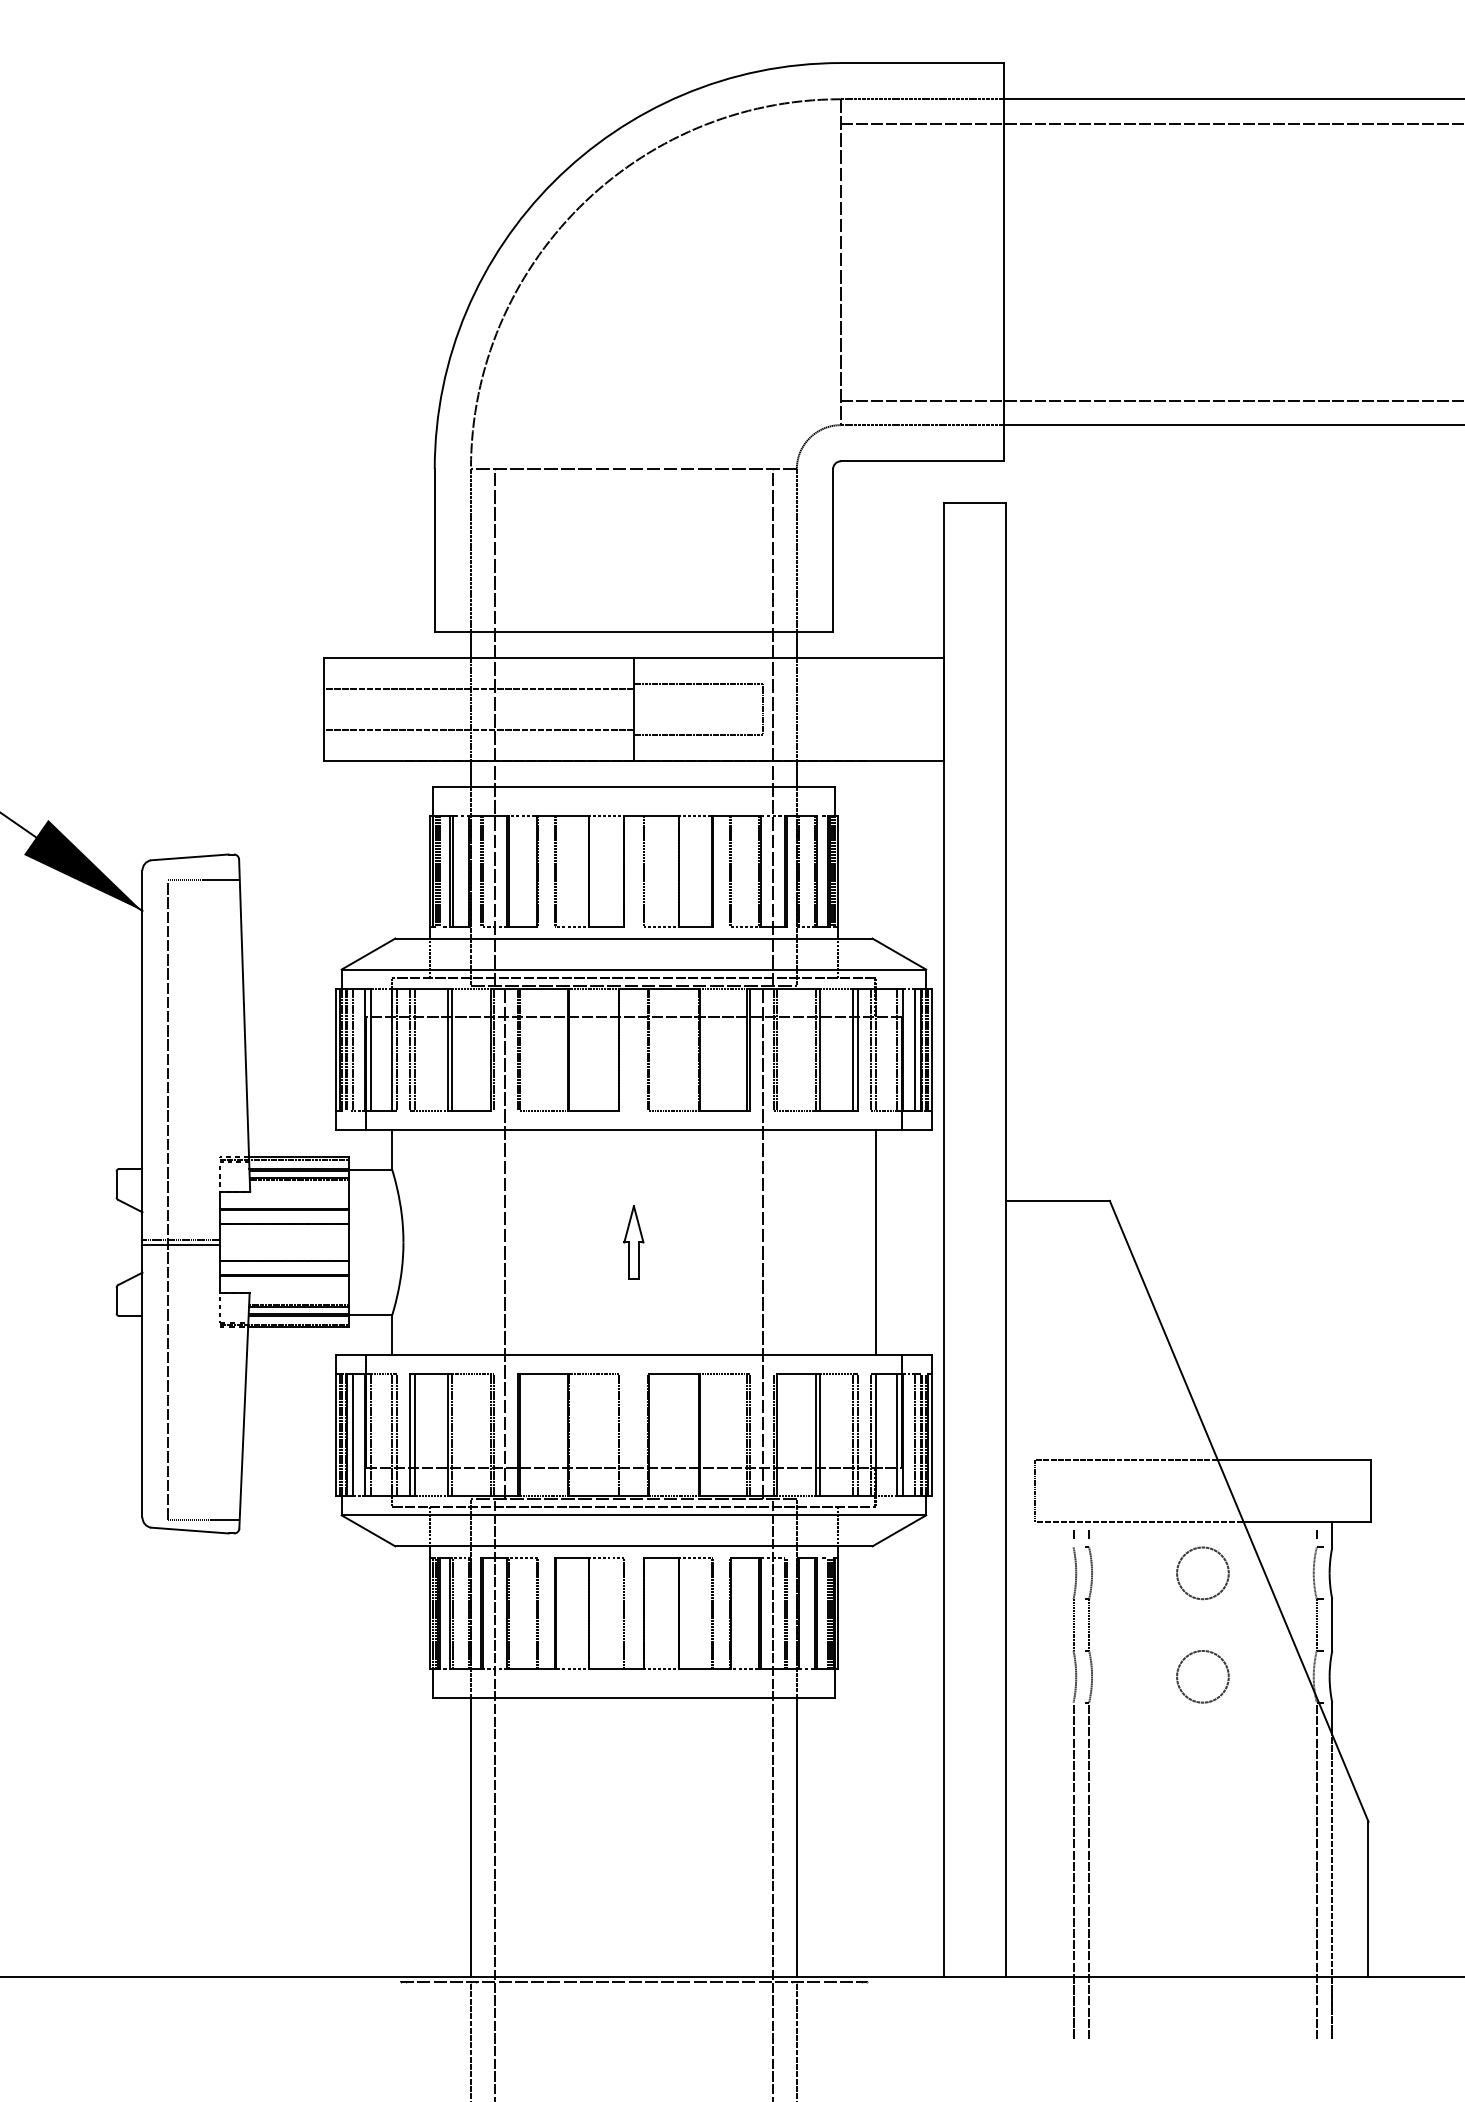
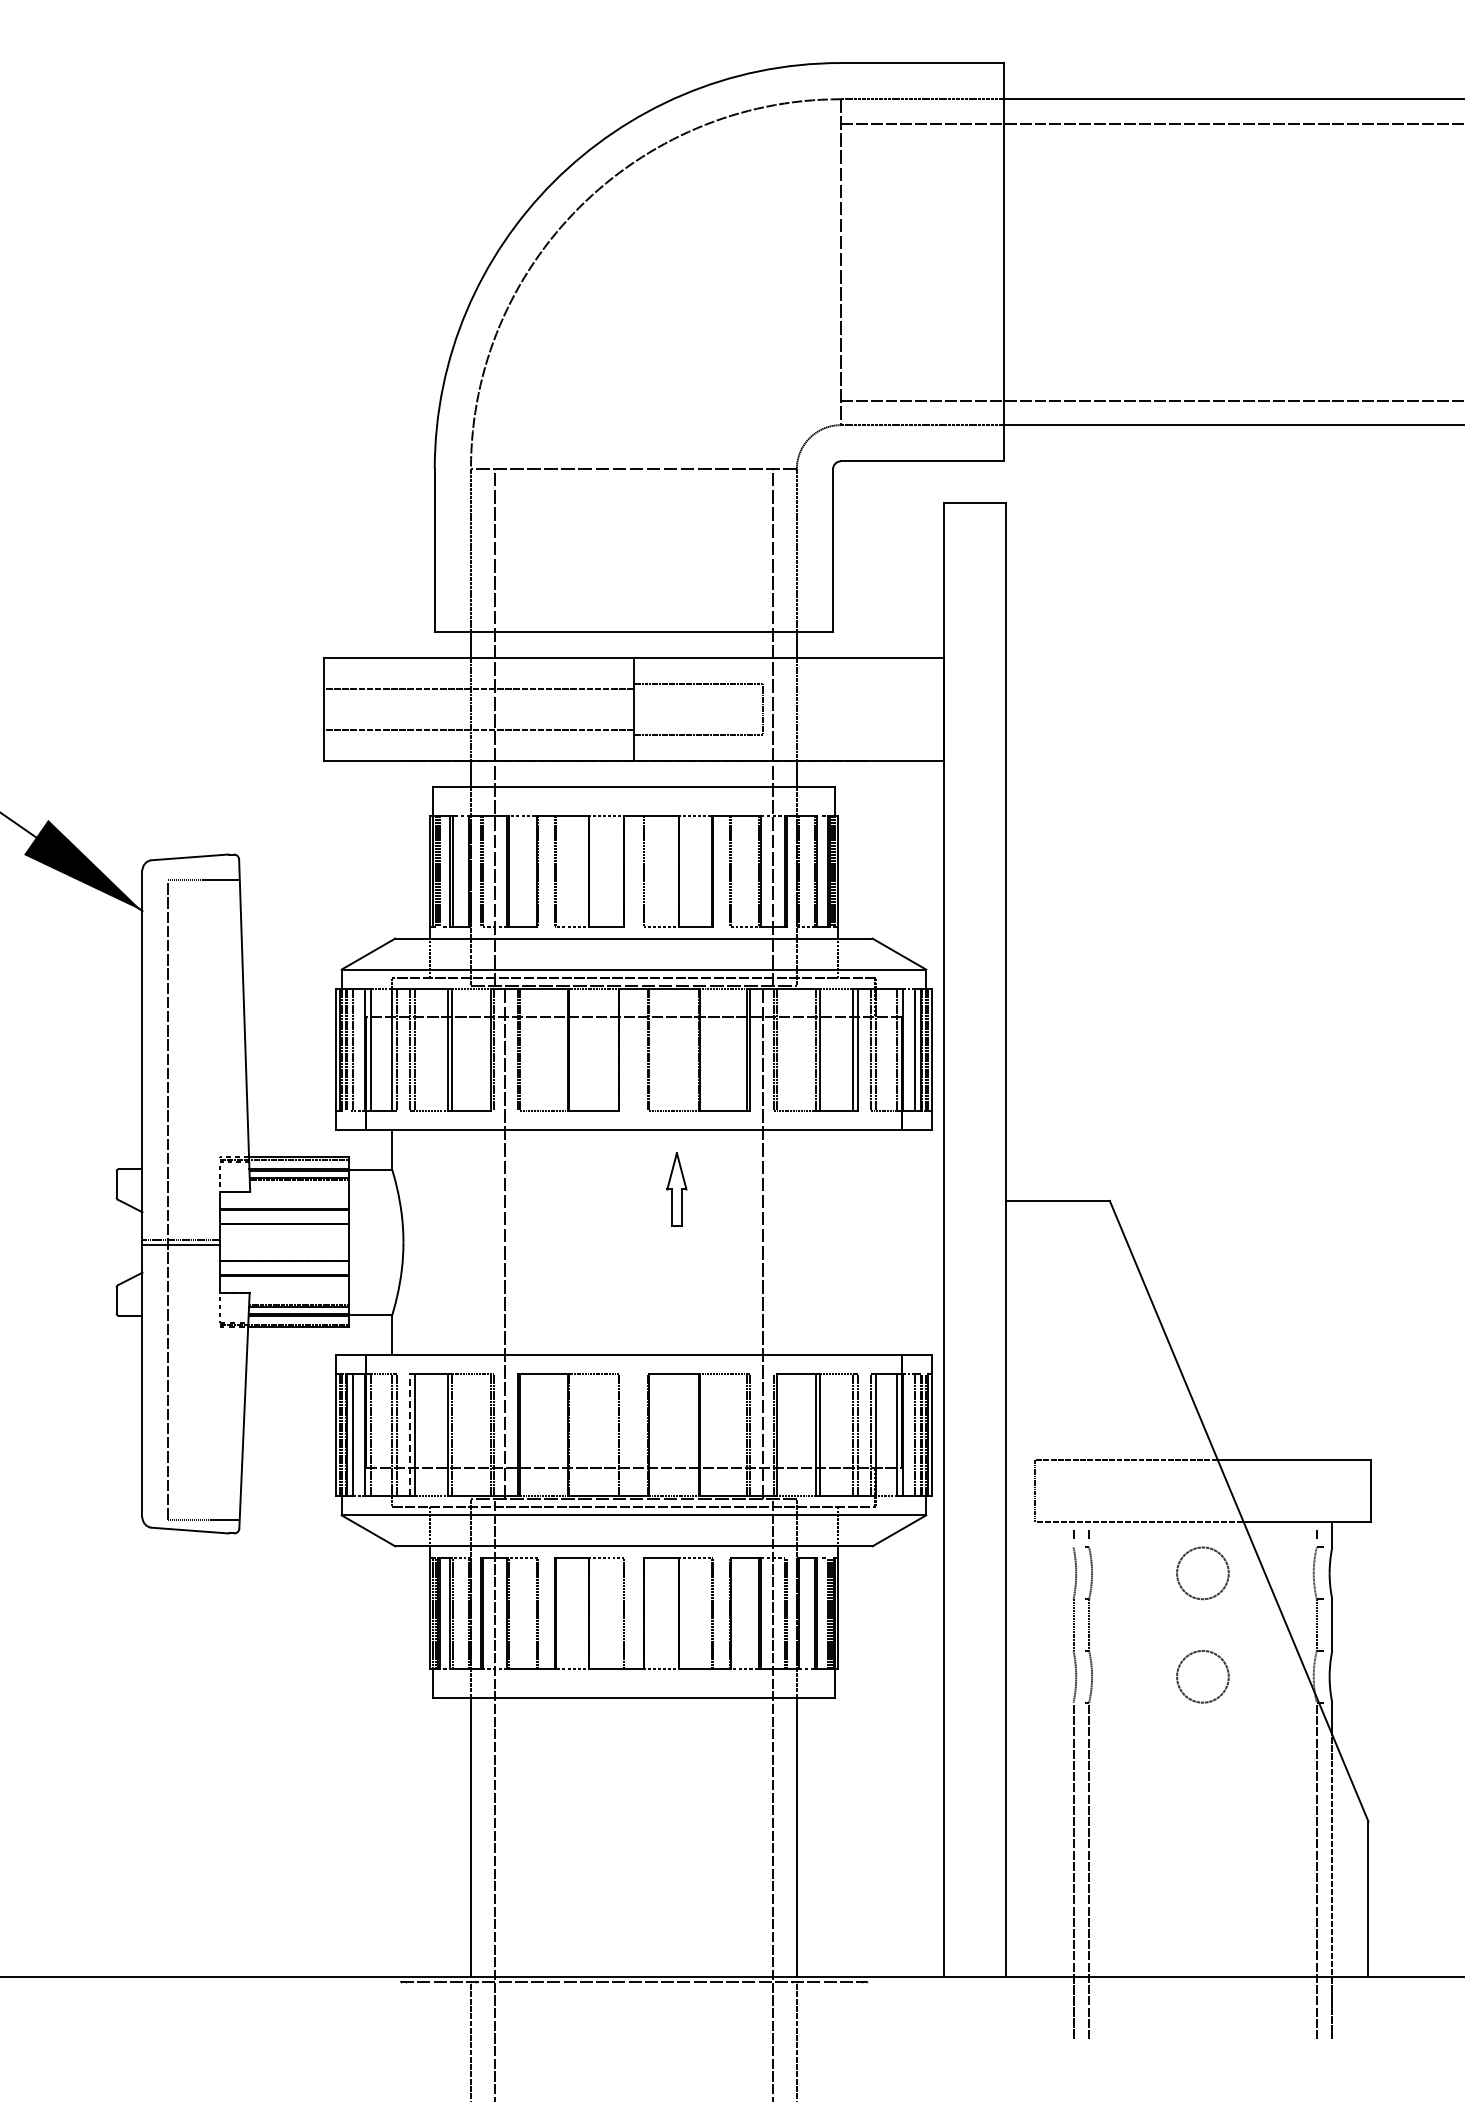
part position: (633, 1242) -> (676, 1189) (676, 1189)
line: present -> none (875, 1242)
line: solid -> dashed (410, 1434)
